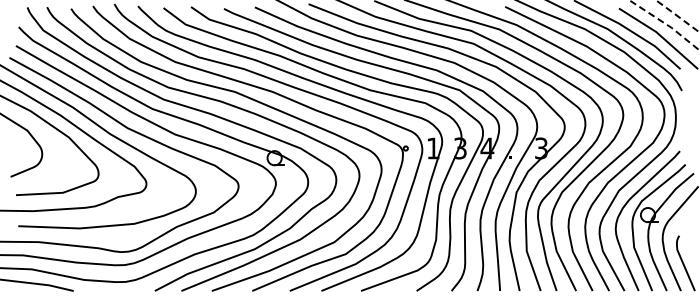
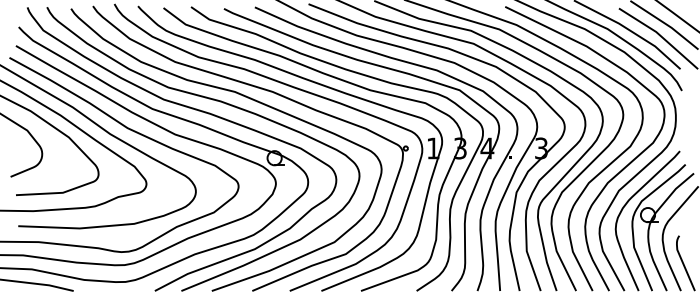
line: dashed -> solid (677, 15)
line: dashed -> solid (665, 24)
